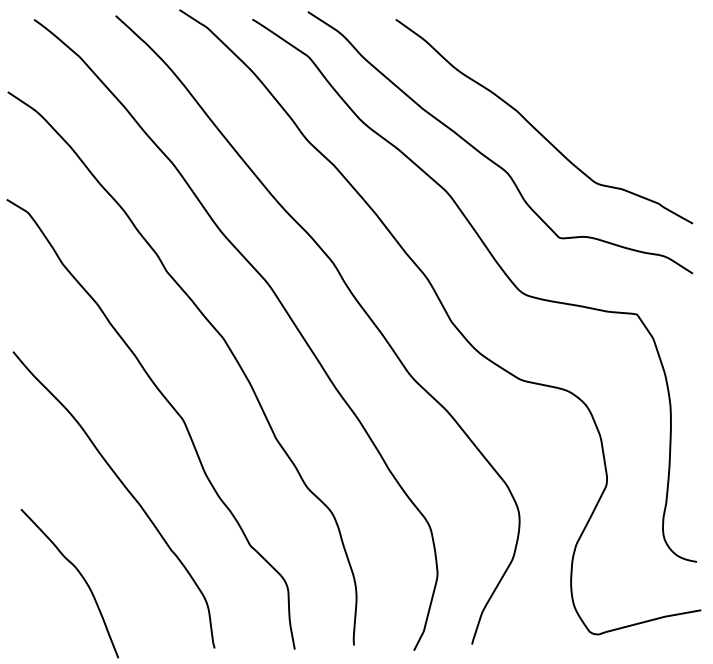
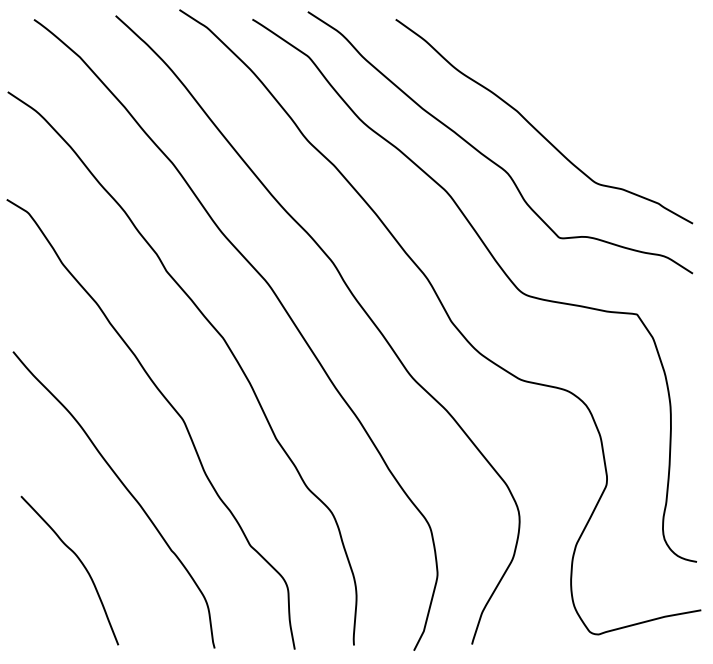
curve position: (81, 577) -> (81, 564) (81, 564)
